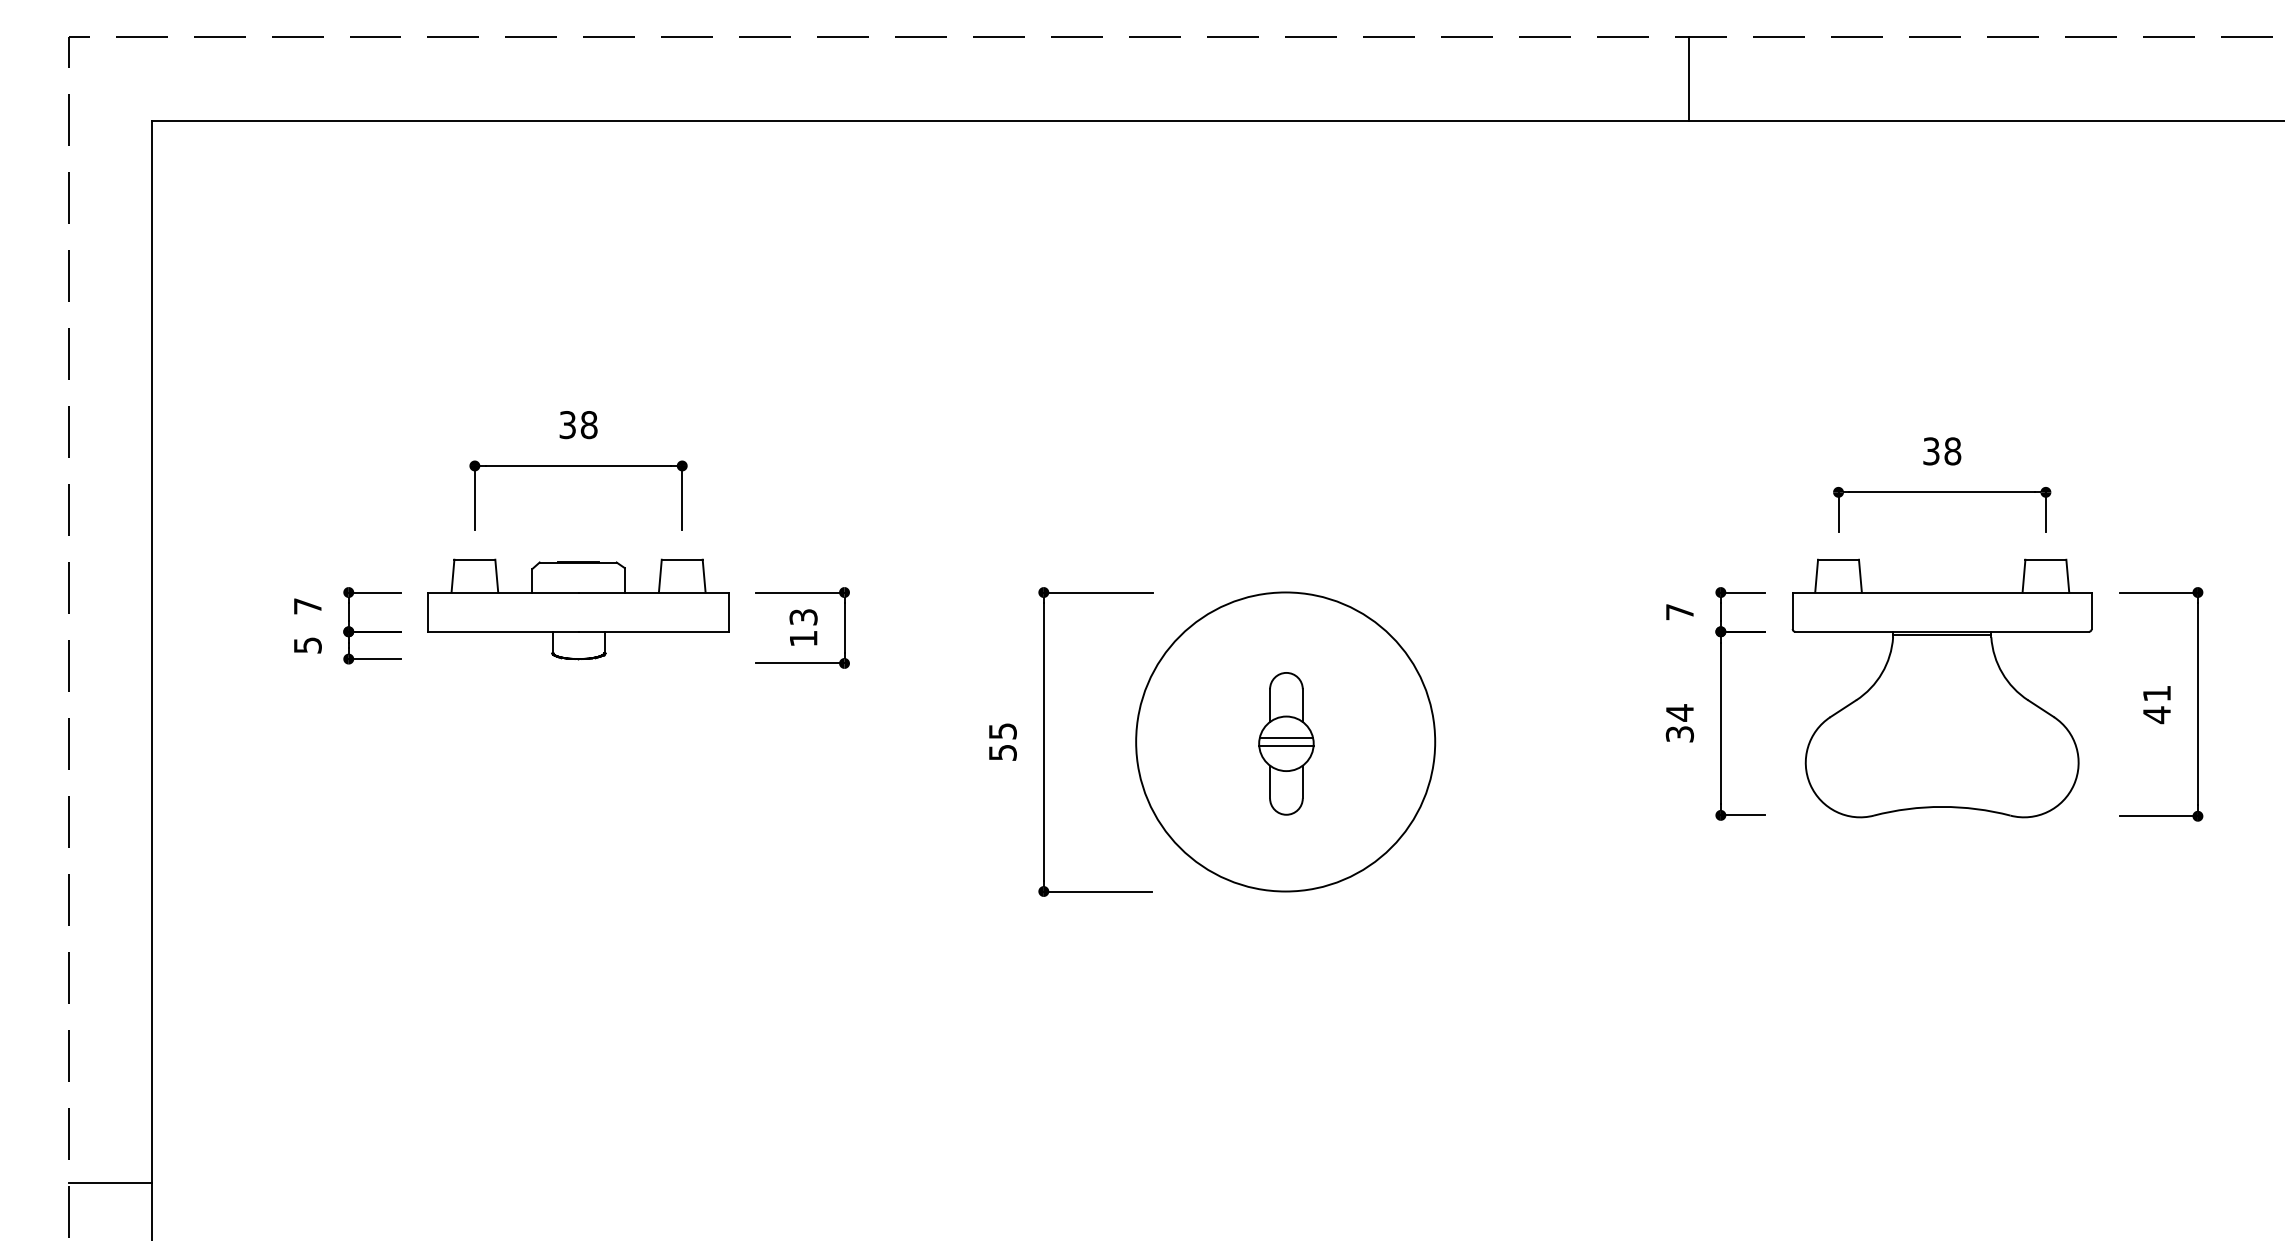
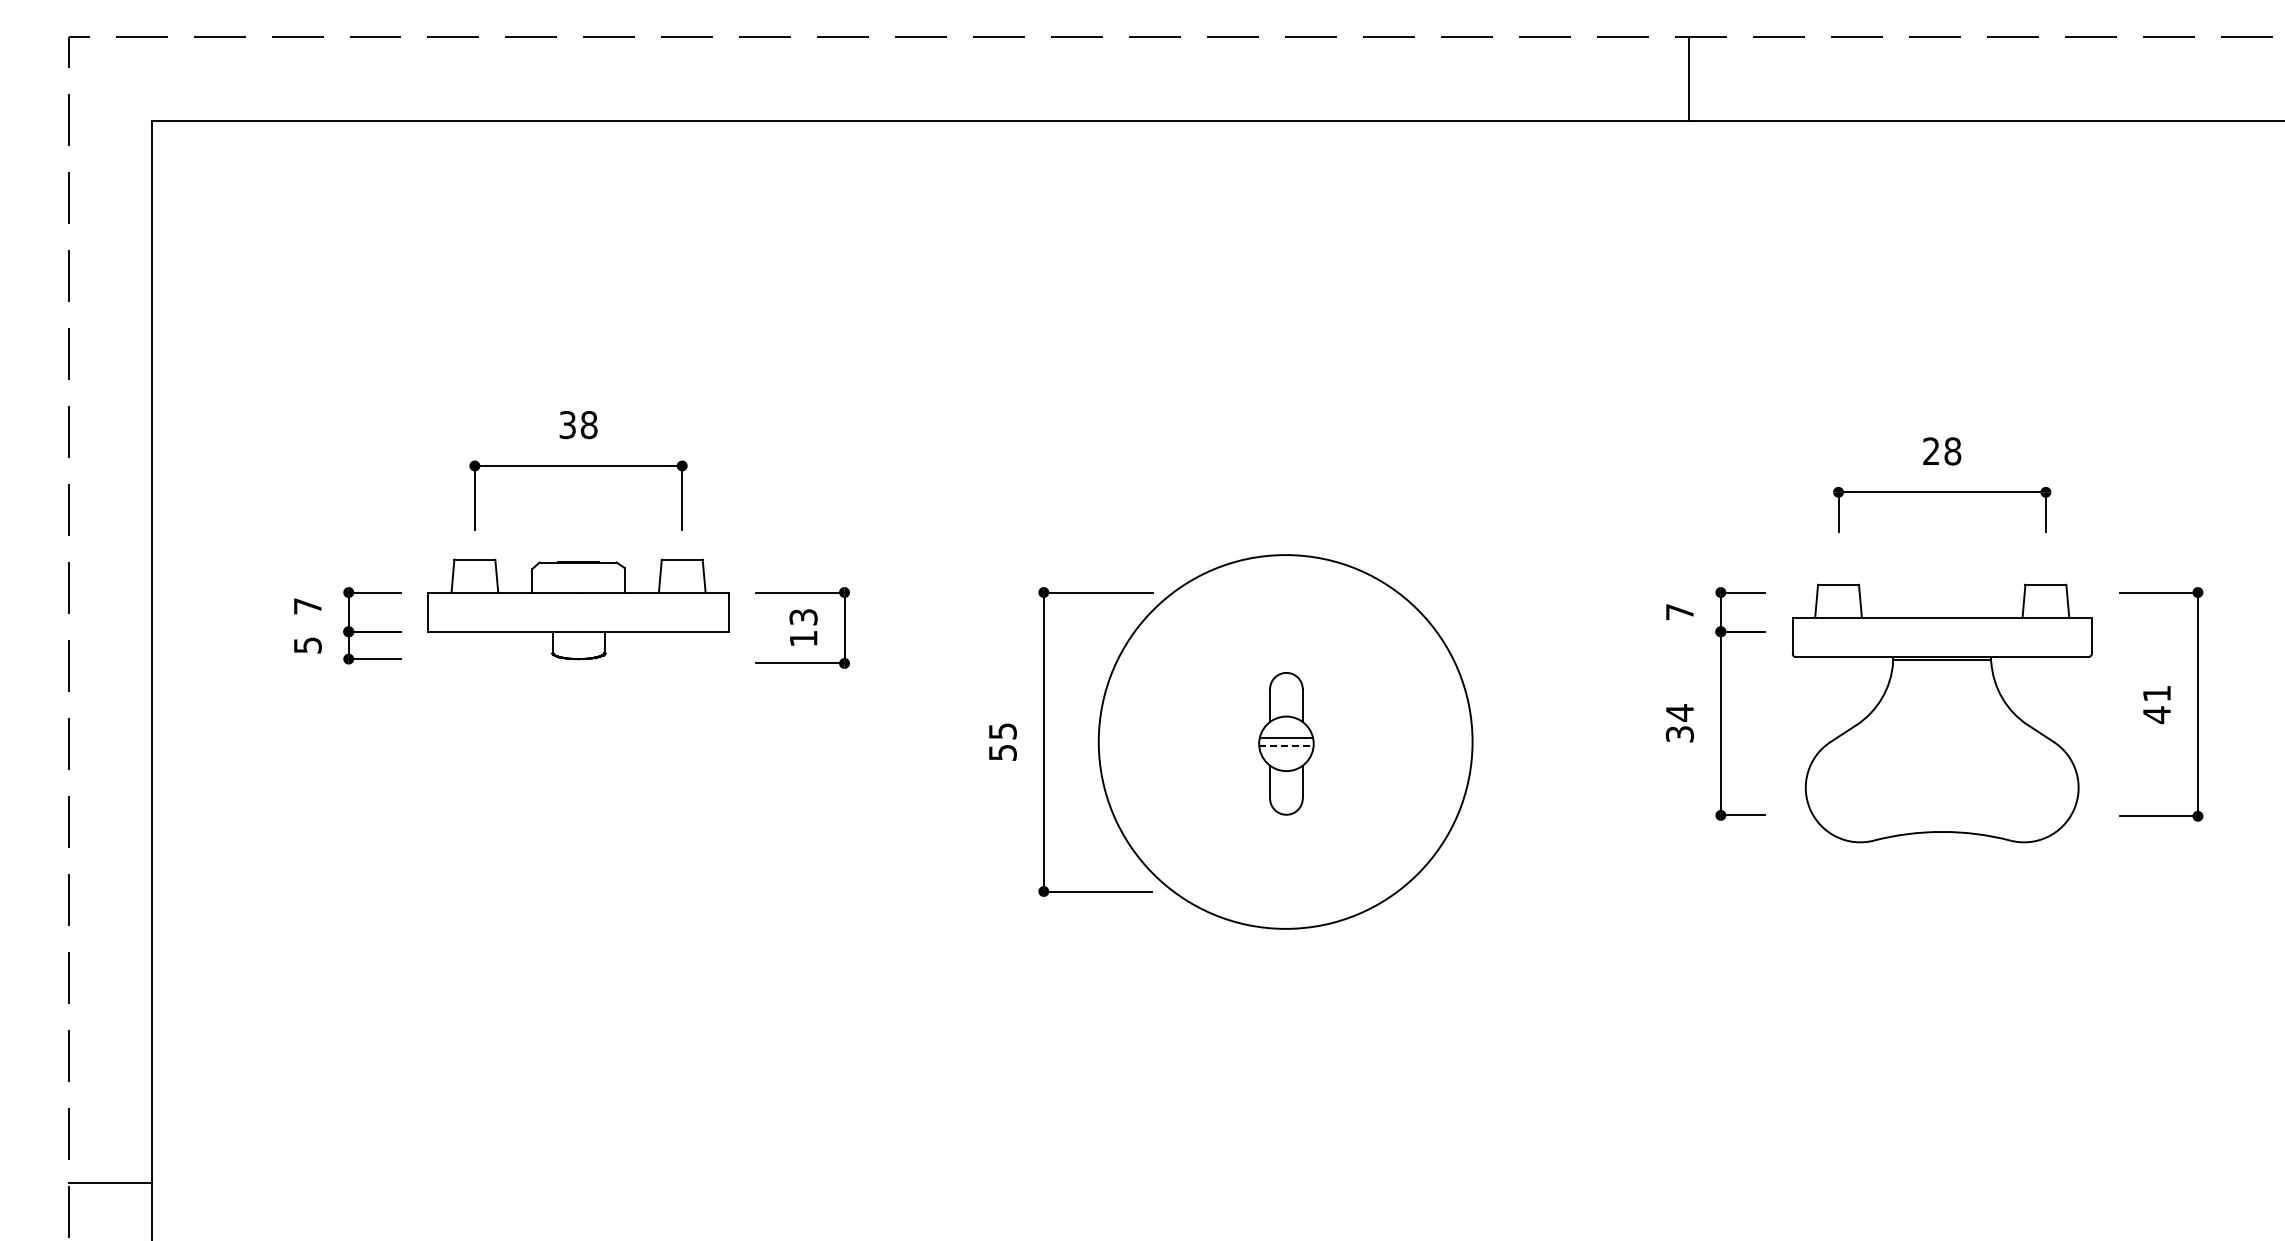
text: 38 -> 28 (1931, 451)
part position: (1941, 688) -> (1941, 713) (1941, 713)
circle diameter: 299 px -> 374 px (1285, 741)
line: solid -> dashed (1286, 746)
